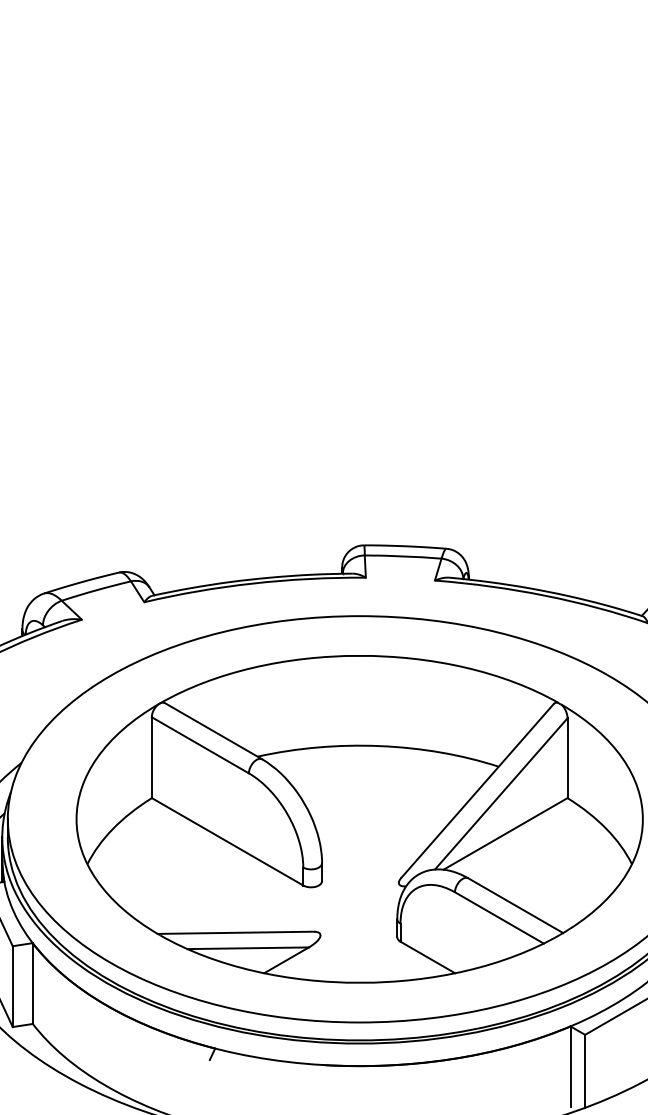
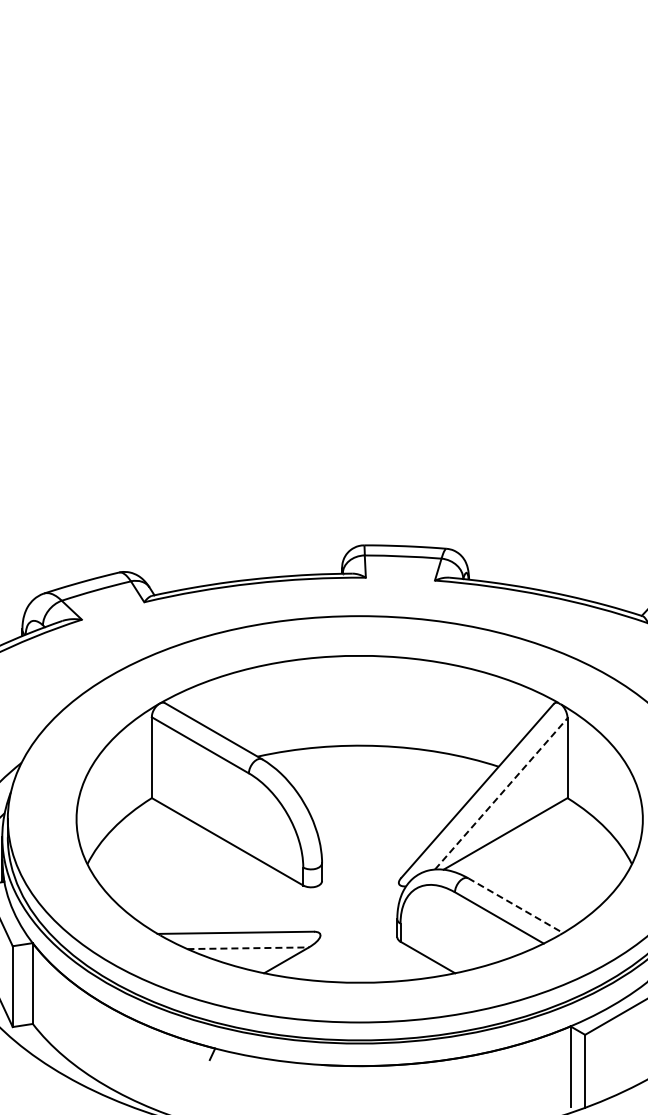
line: solid -> dashed (501, 793)
line: solid -> dashed (515, 905)
line: solid -> dashed (248, 948)
